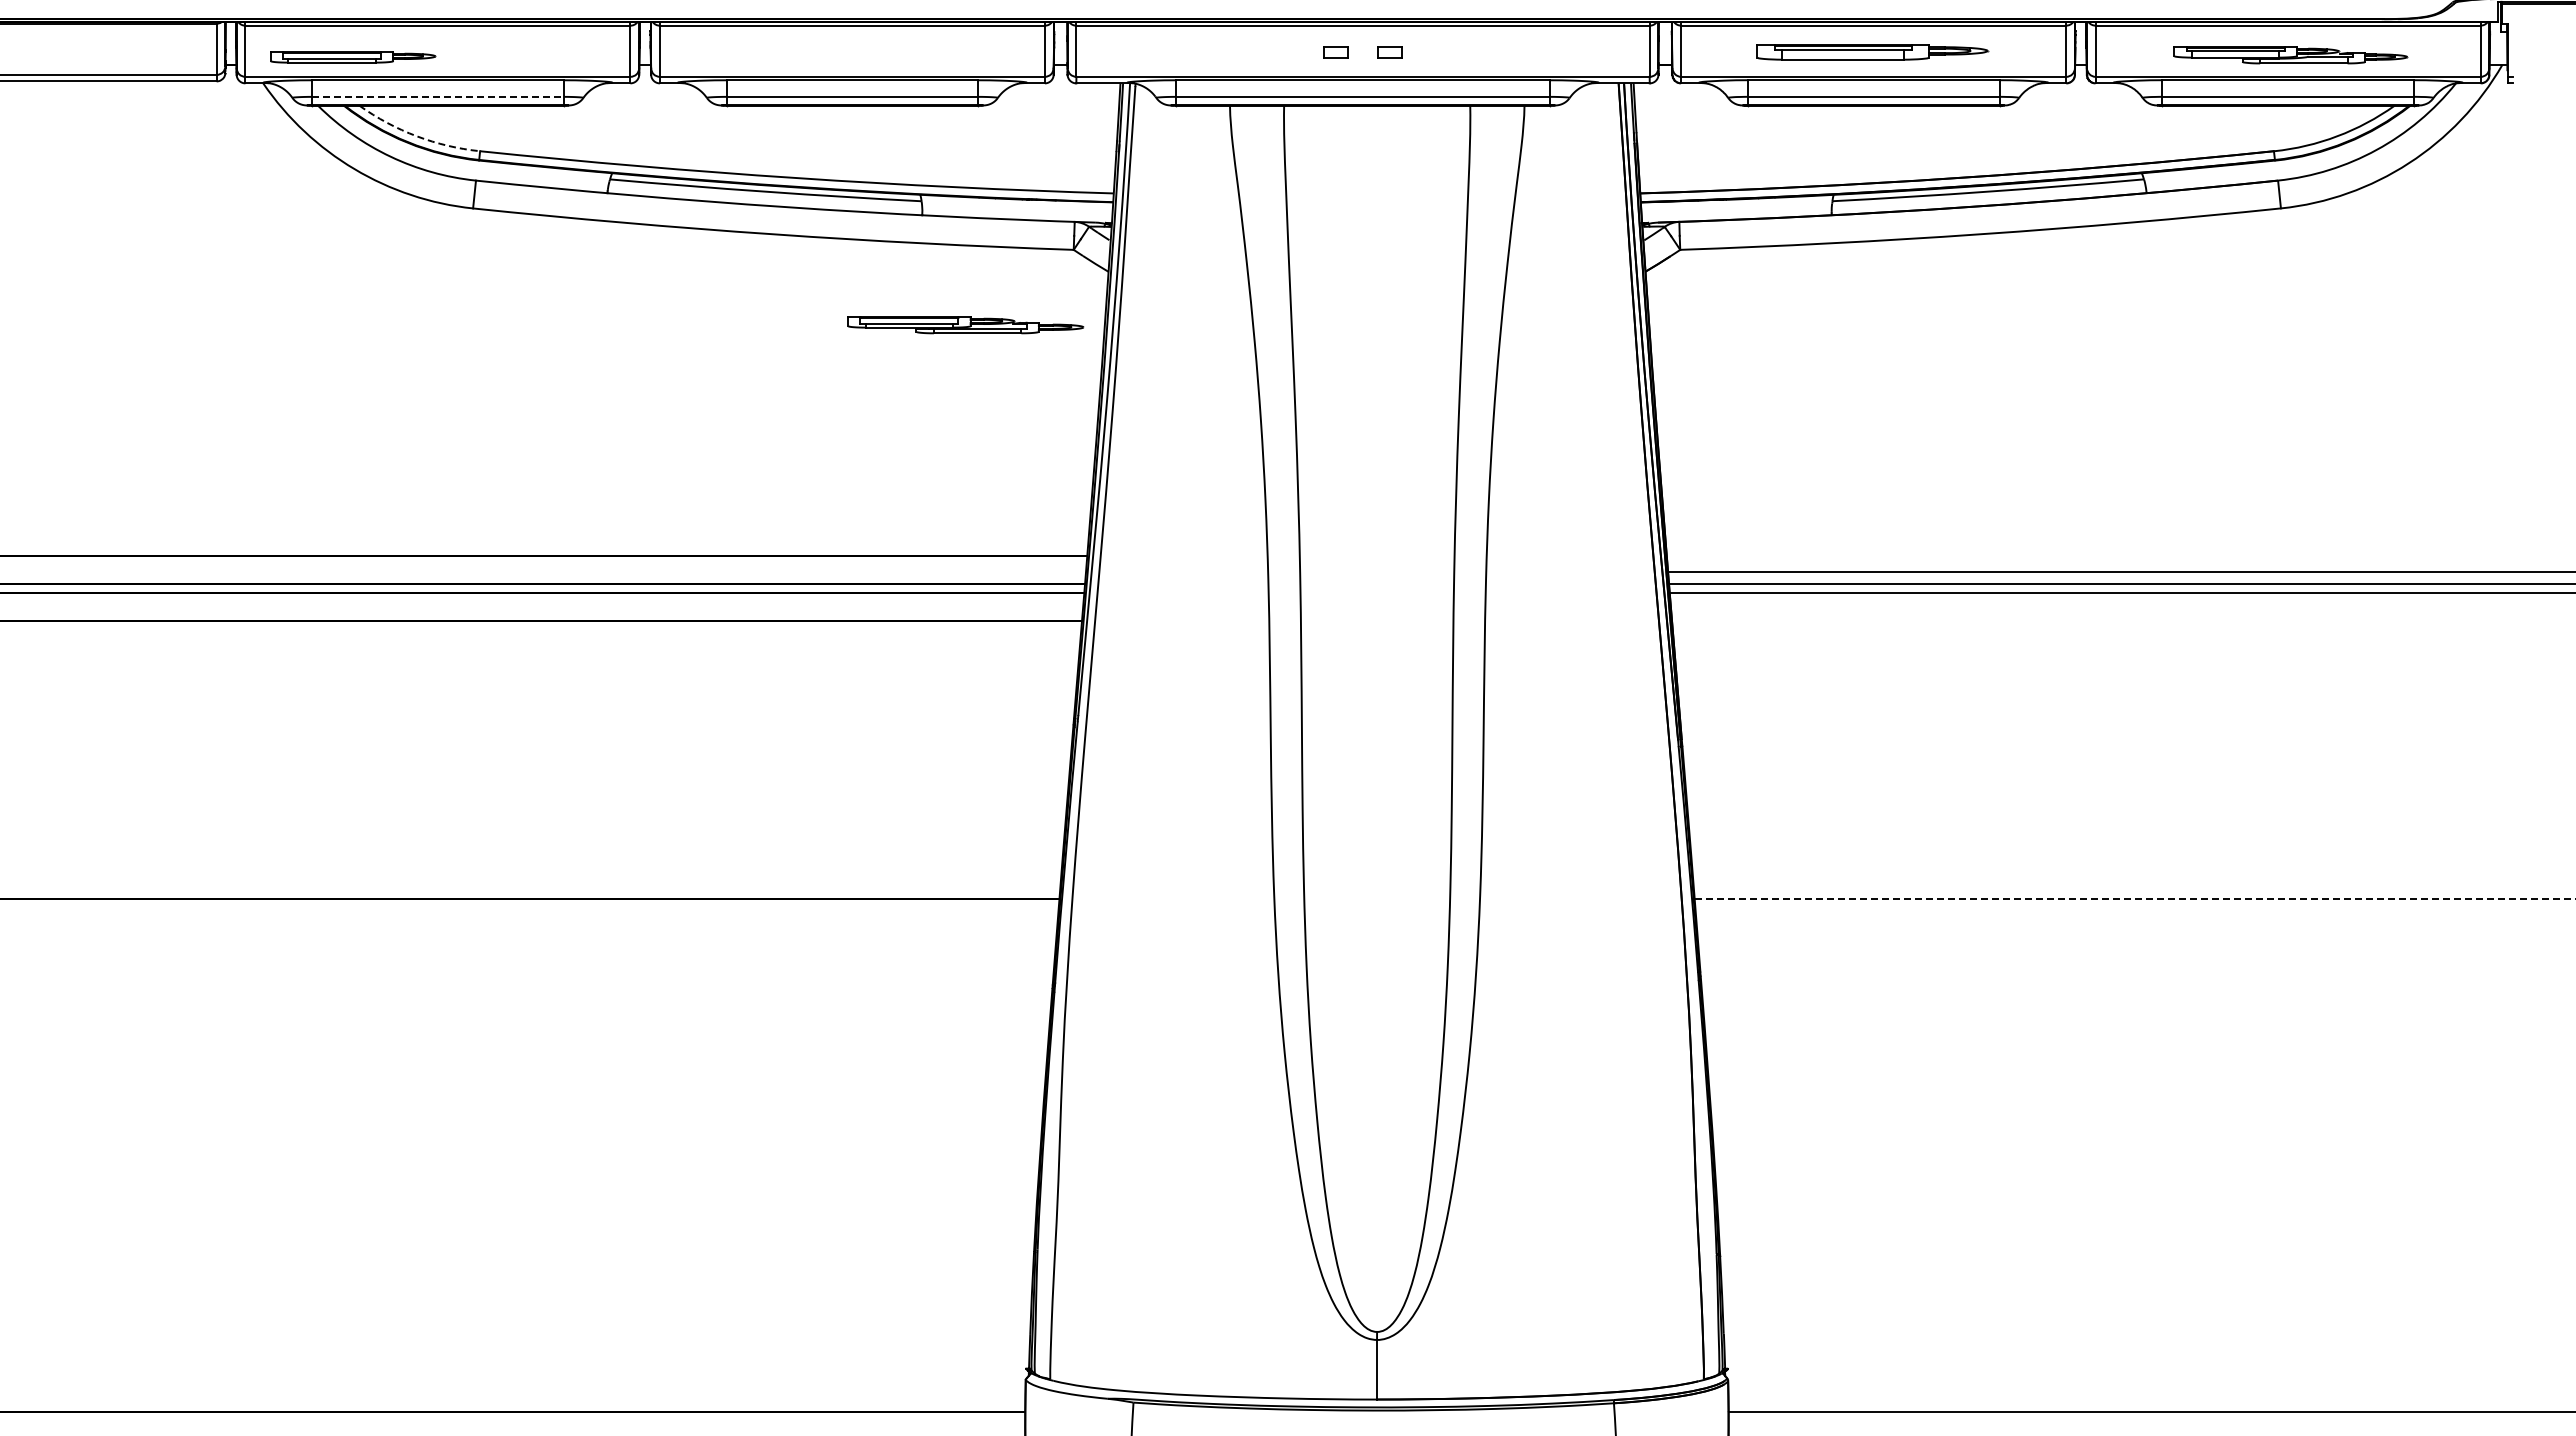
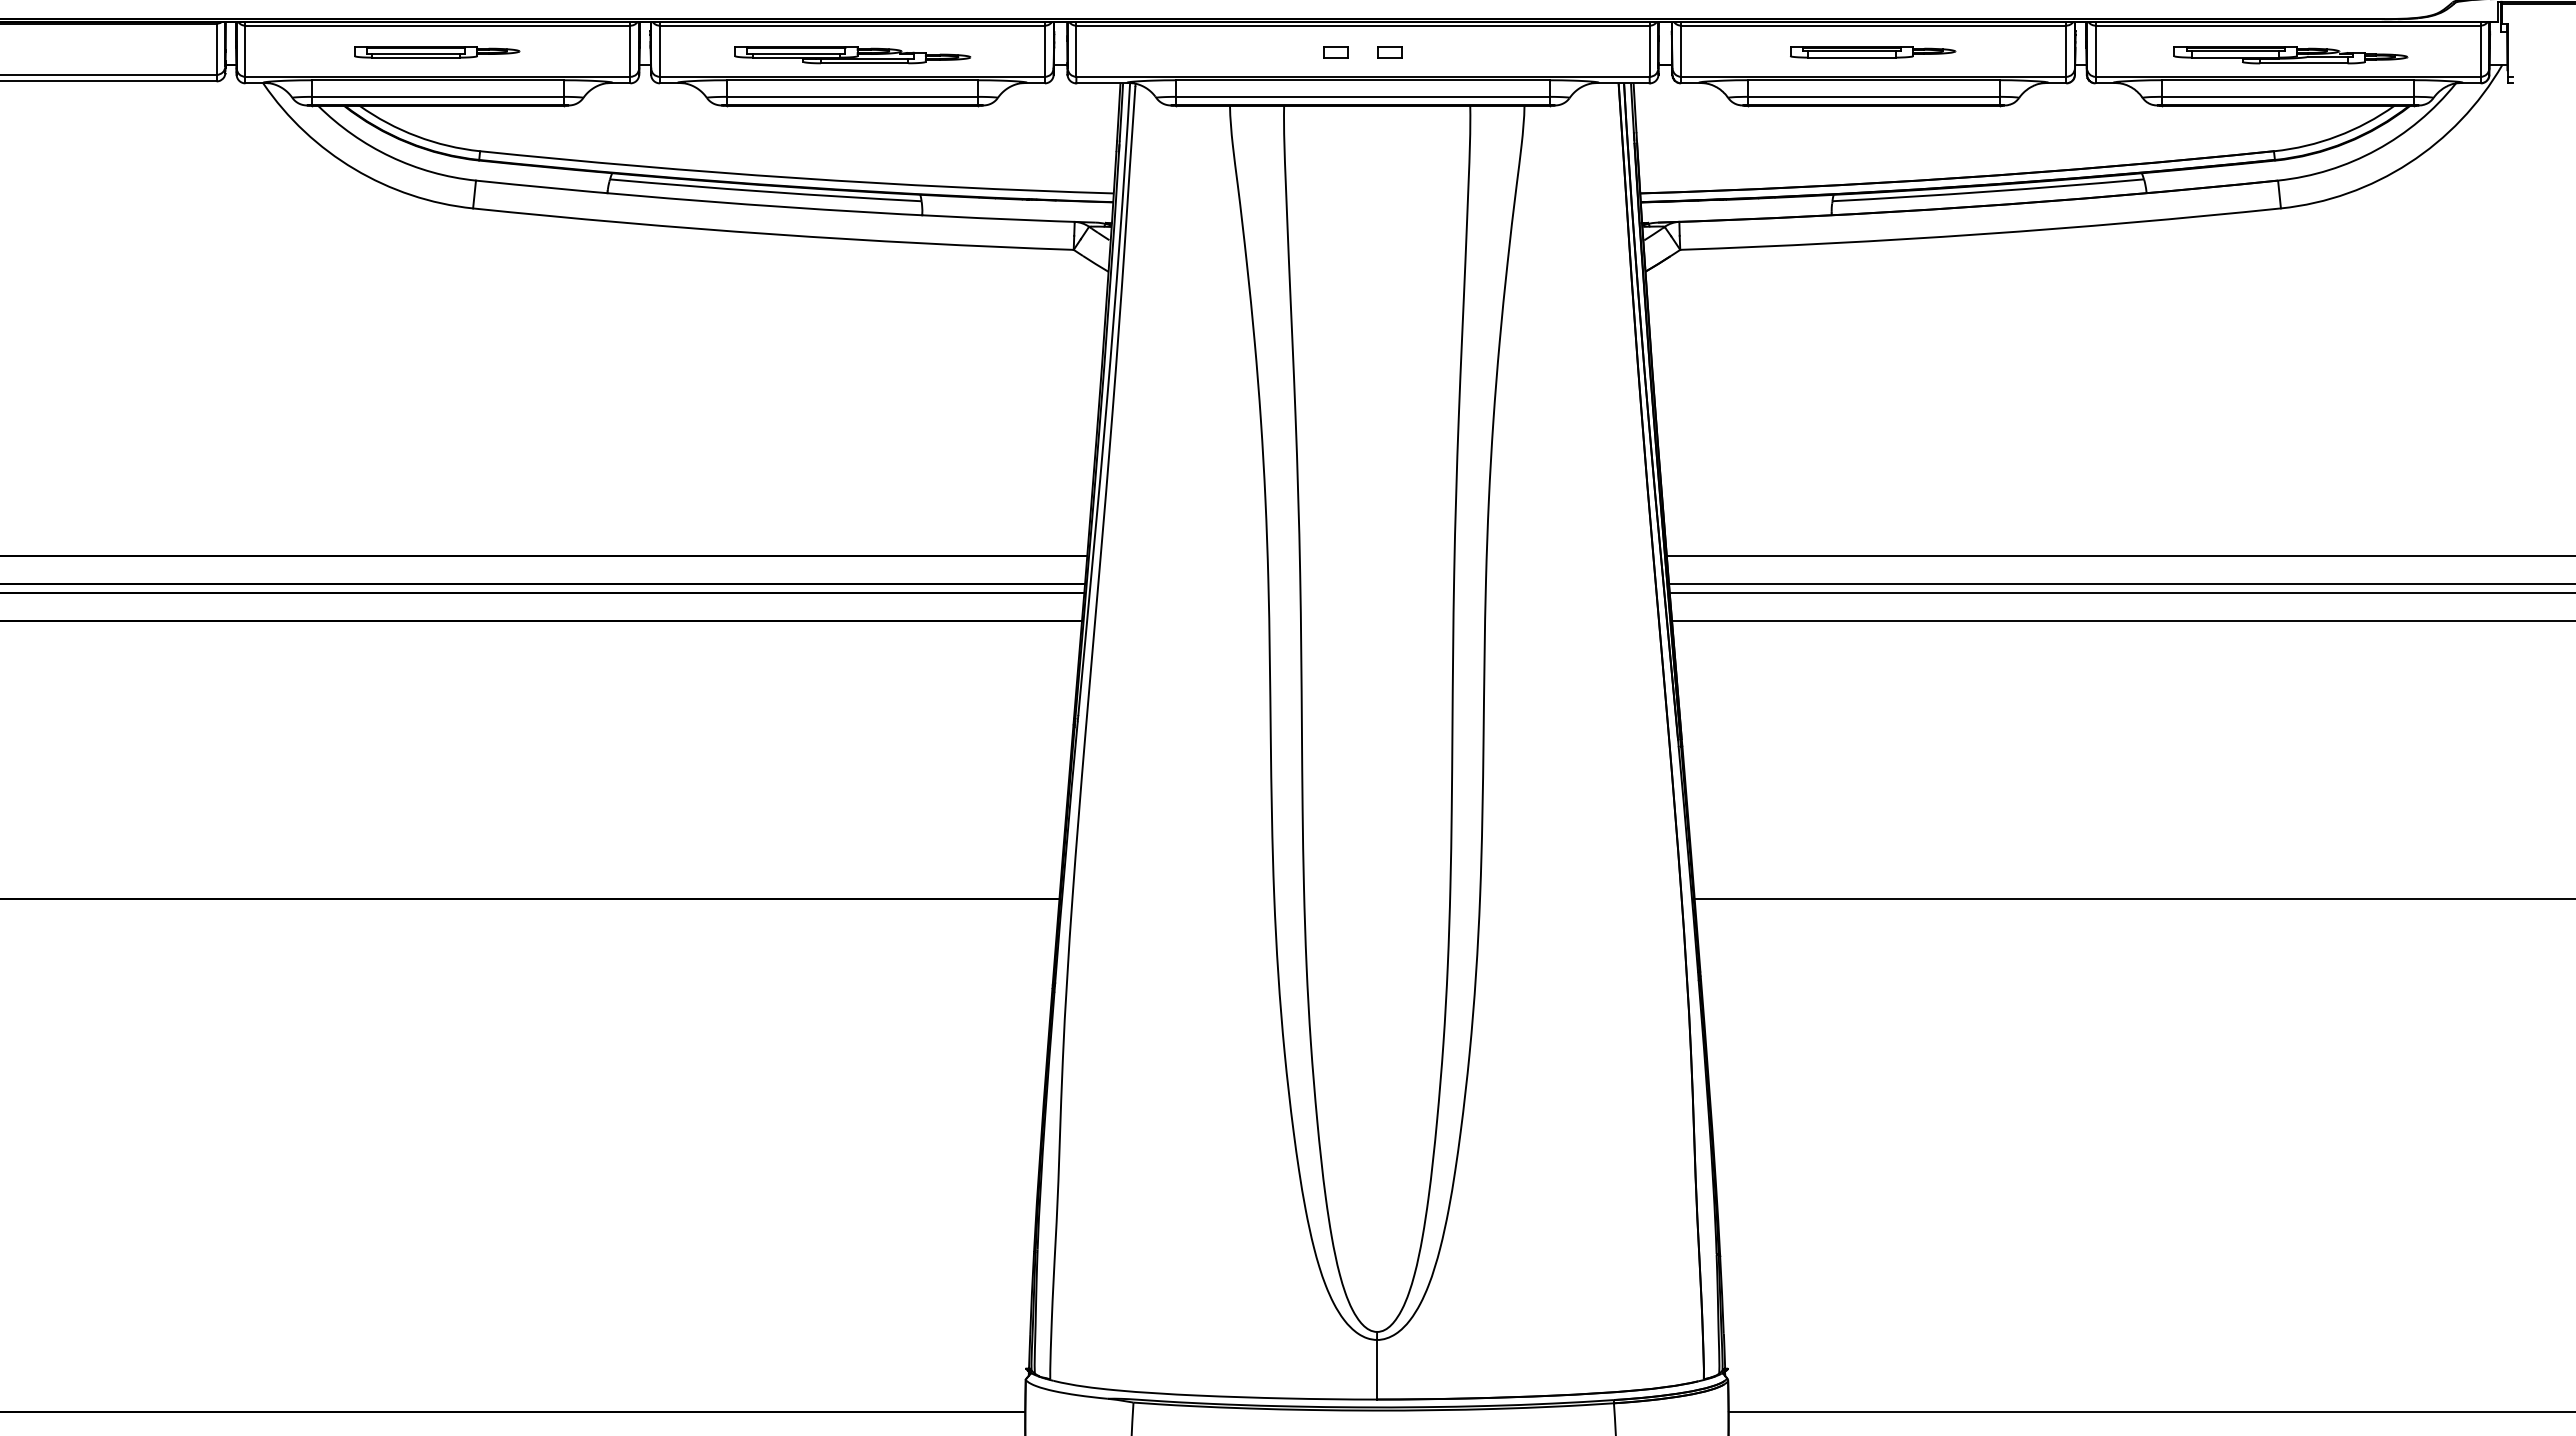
part size: 234x17 px -> 167x13 px (1873, 52)
part position: (353, 57) -> (437, 52) (437, 52)
line: dashed -> solid (437, 96)
arc: dashed -> solid (416, 136)
part position: (965, 325) -> (852, 55) (852, 55)
line position: (2119, 572) -> (2119, 556) (2119, 556)
line: none -> present (2122, 620)
line: dashed -> solid (2135, 898)
